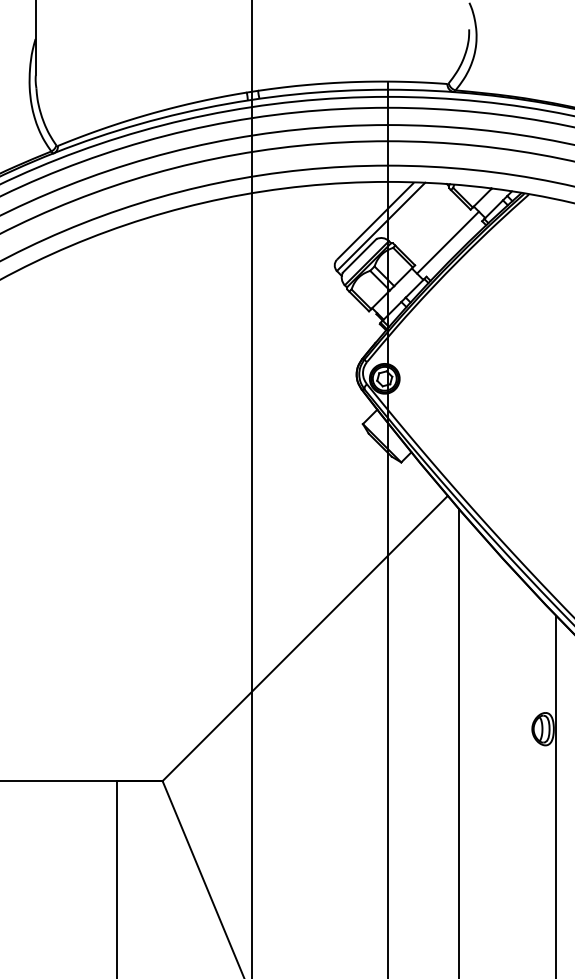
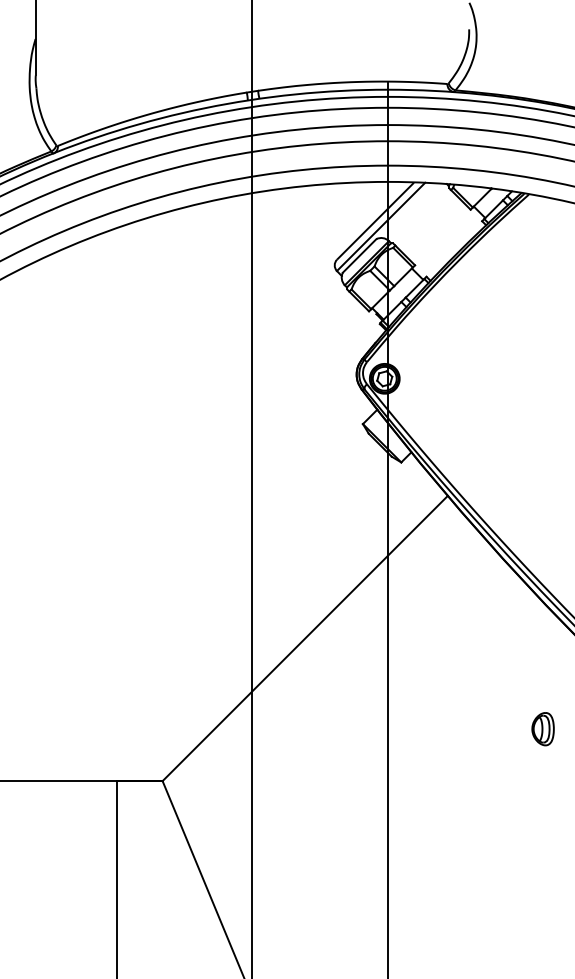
line: present -> none (447, 242)
line: present -> none (458, 741)
line: present -> none (556, 795)
